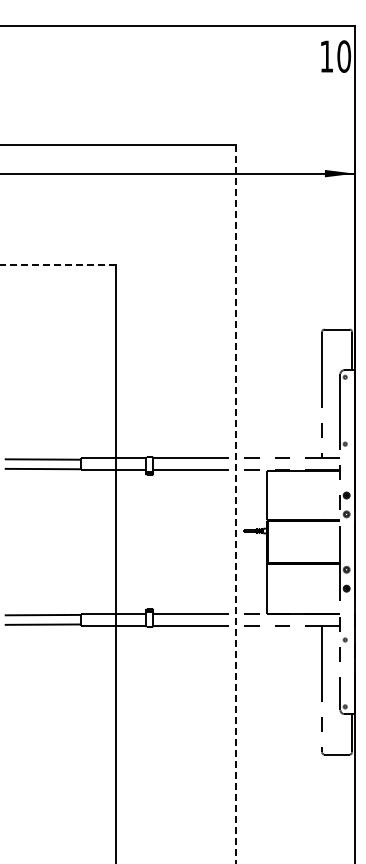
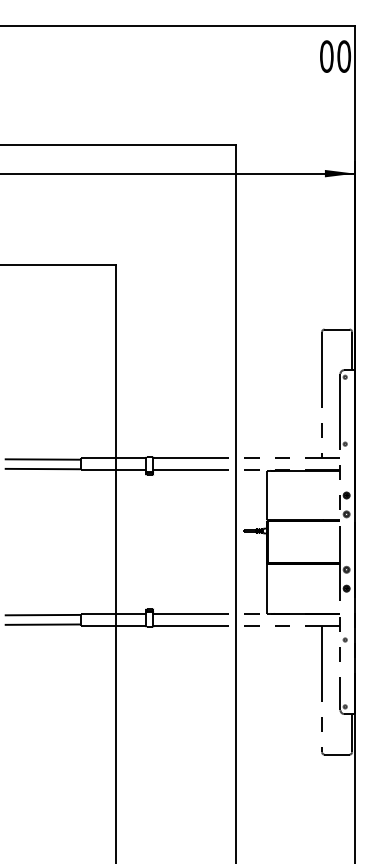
text: 10 -> 00 (326, 56)
line: dashed -> solid (58, 264)
line: dashed -> solid (235, 504)
